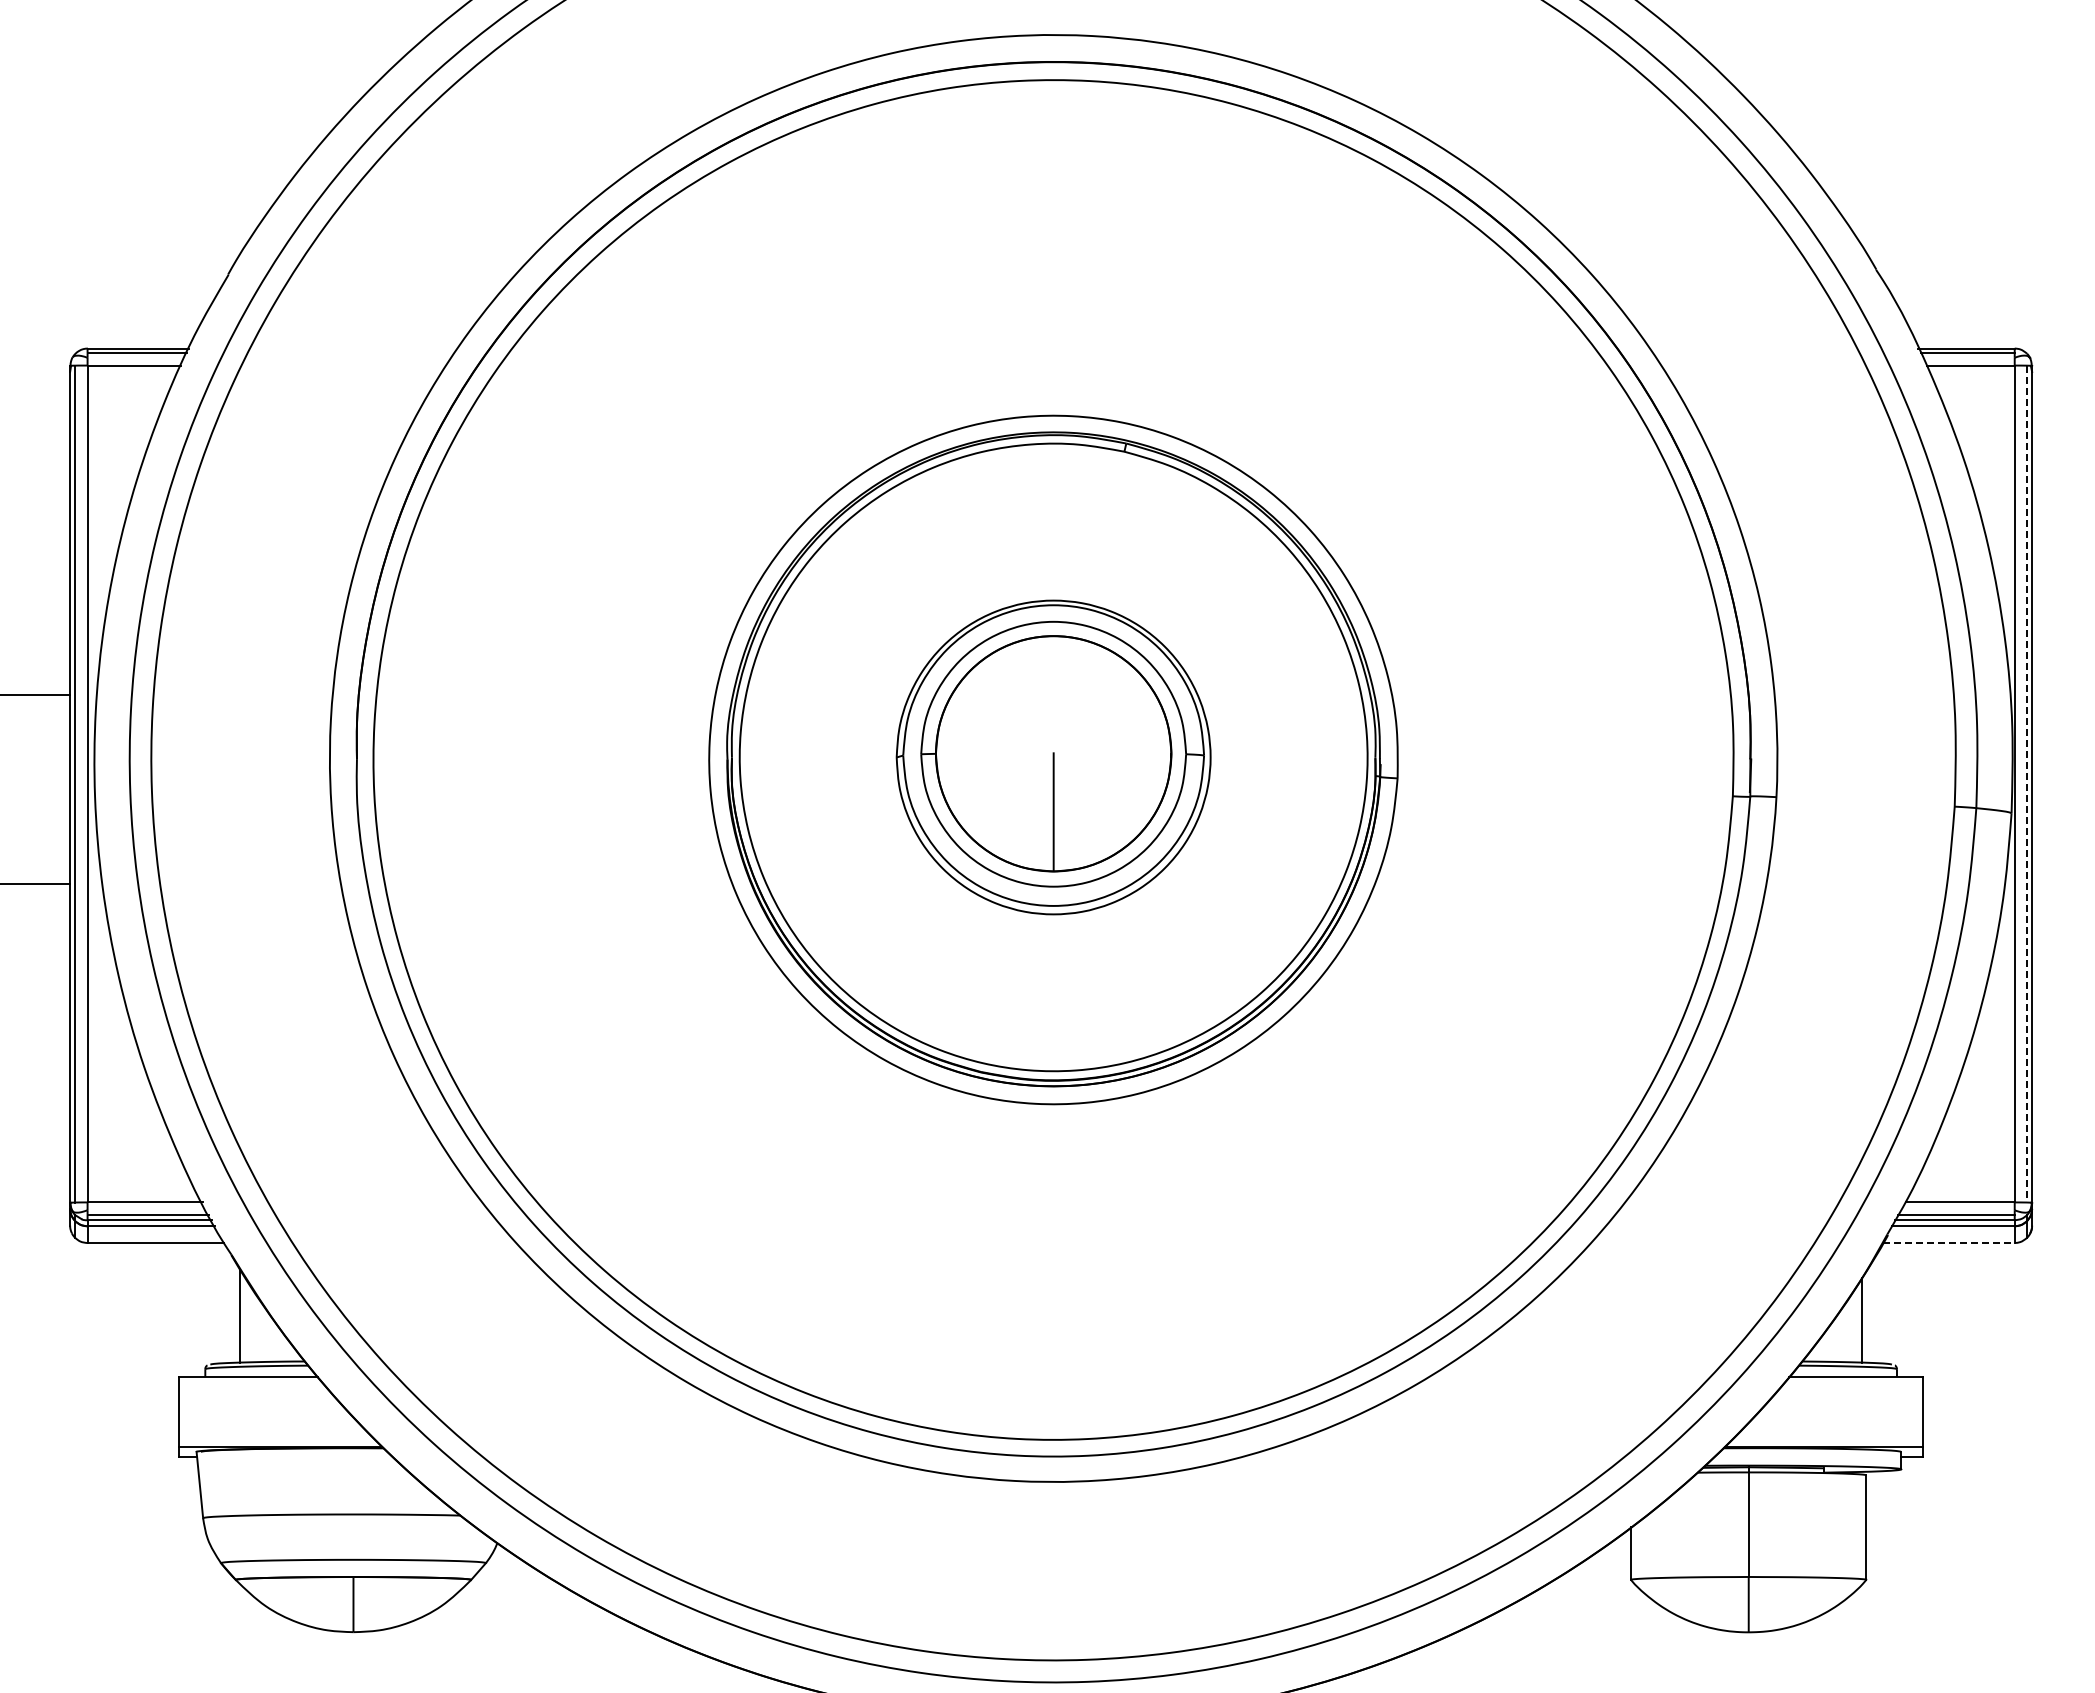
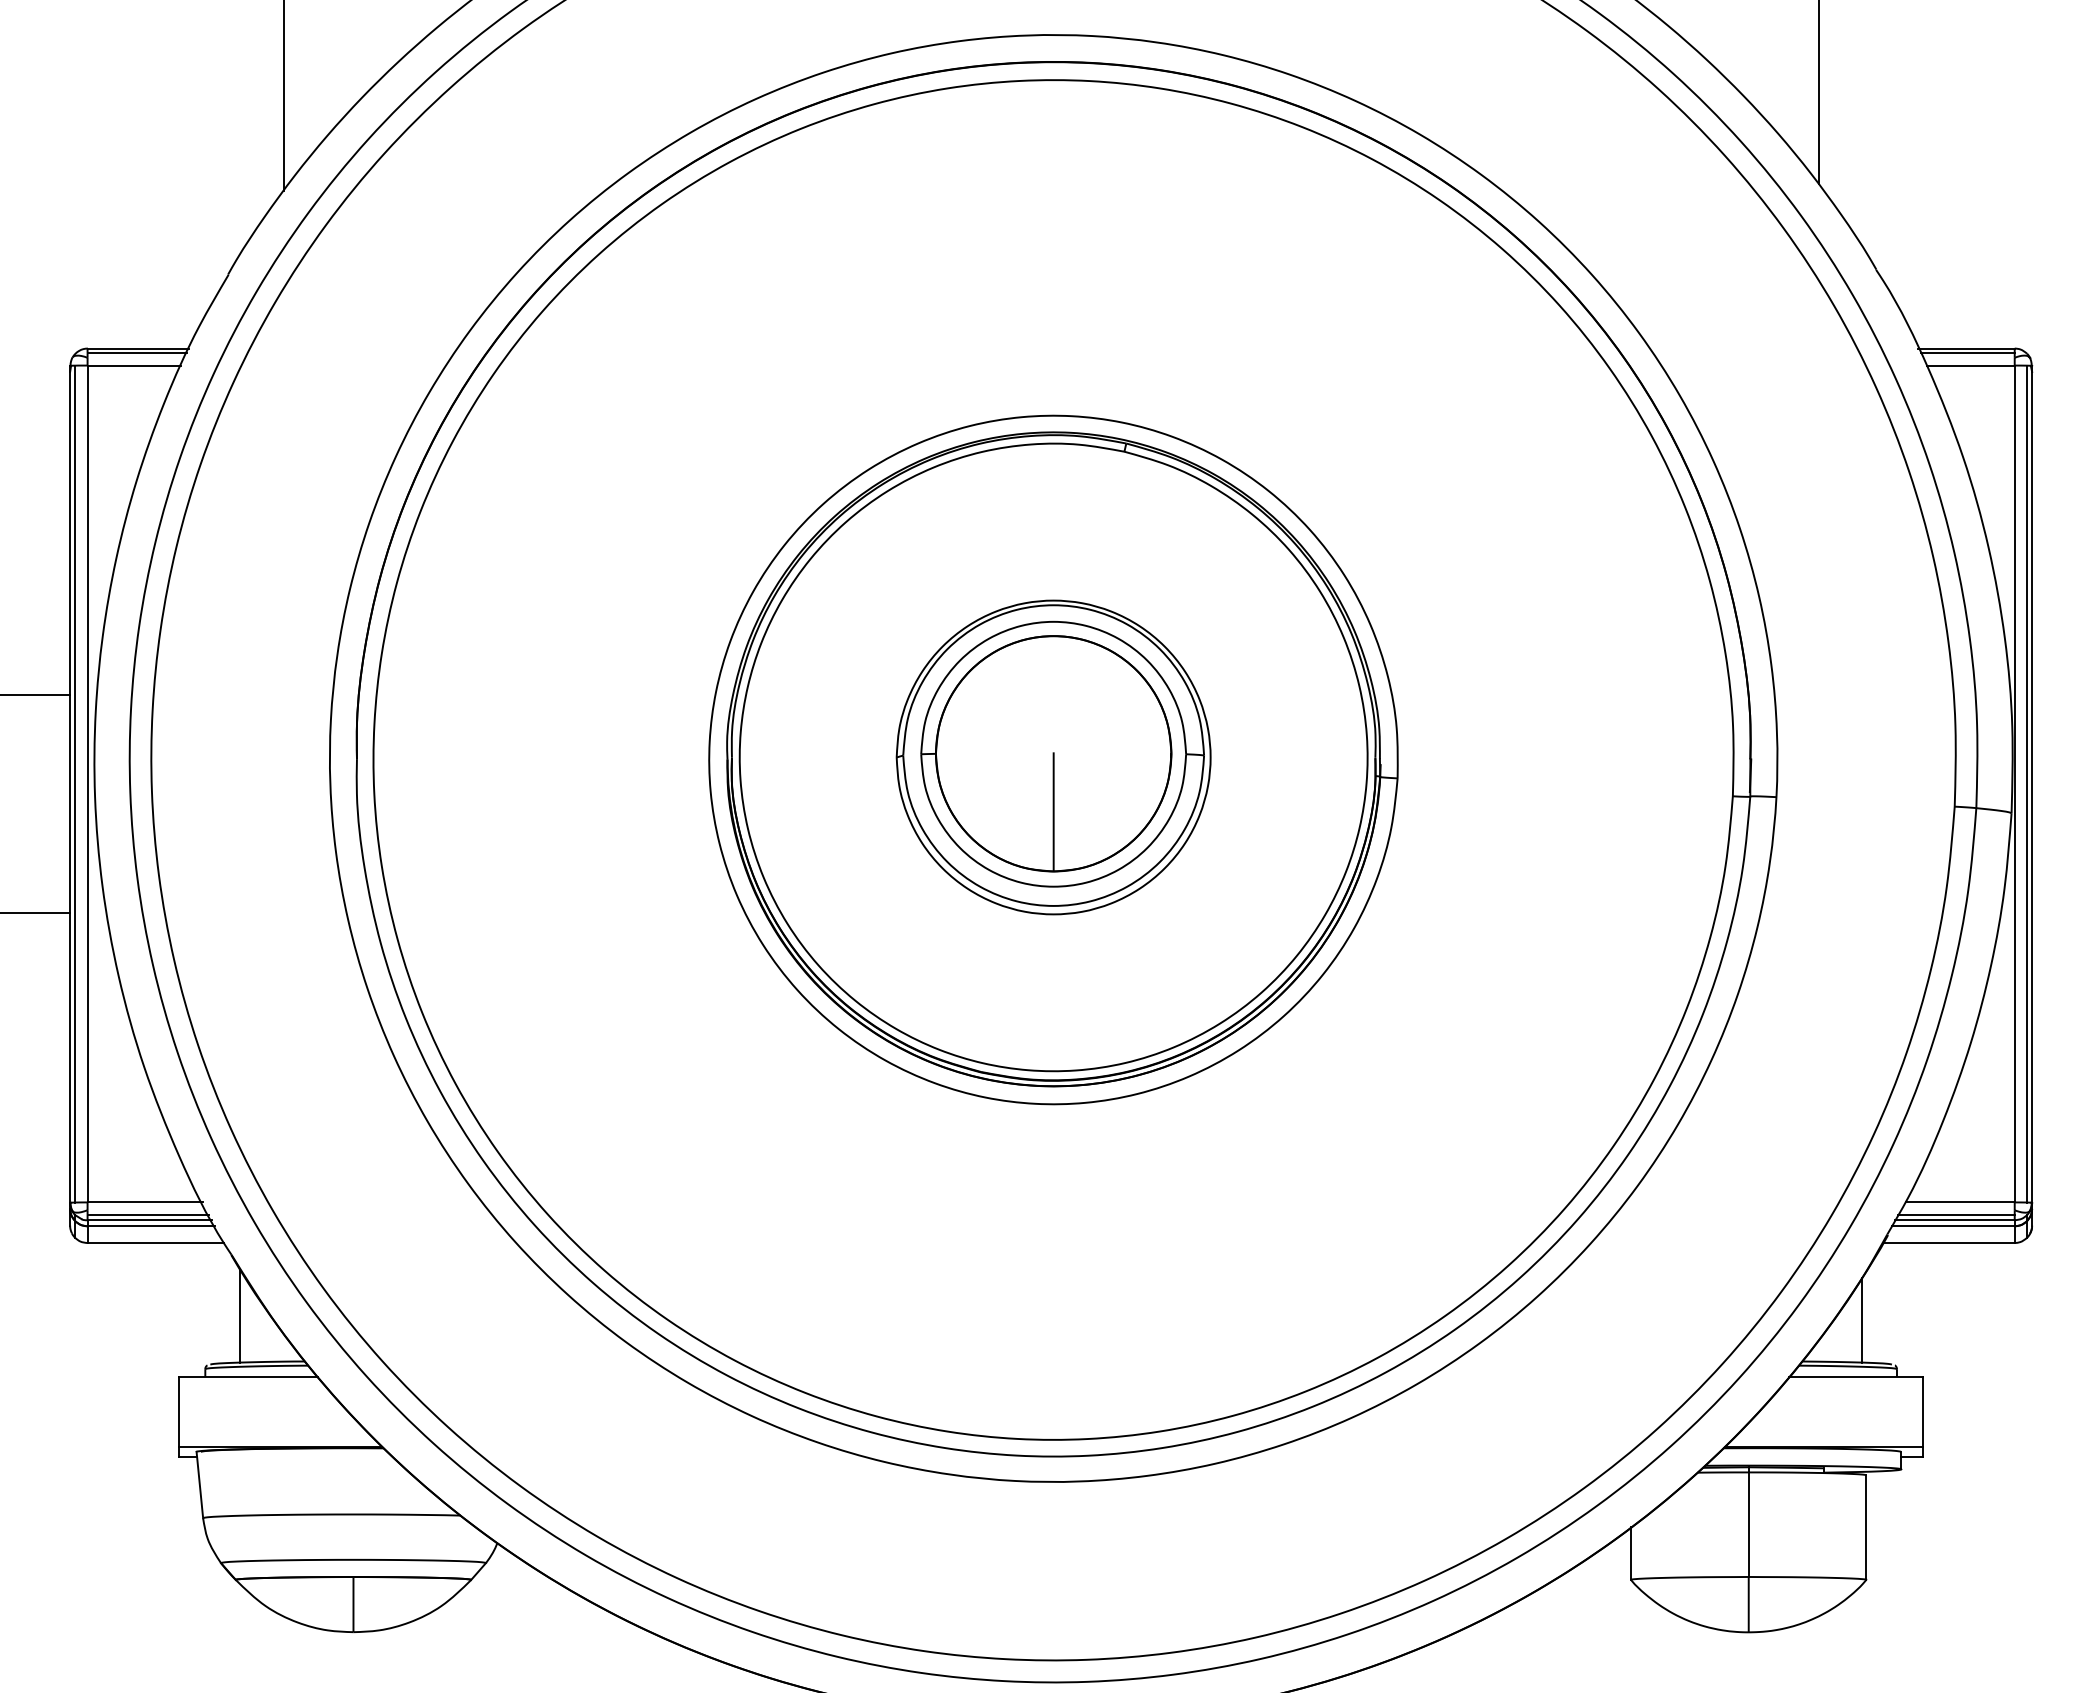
line: none -> present (1818, 92)
line: none -> present (283, 96)
line: dashed -> solid (2027, 784)
line position: (36, 883) -> (36, 912) (36, 912)
line: dashed -> solid (1949, 1243)
